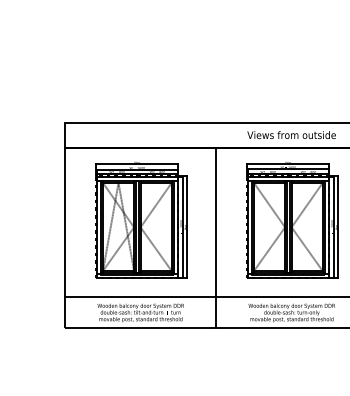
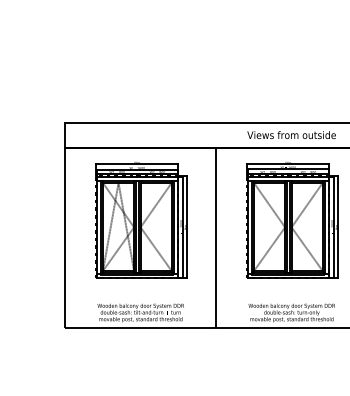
line: present -> none (205, 297)
